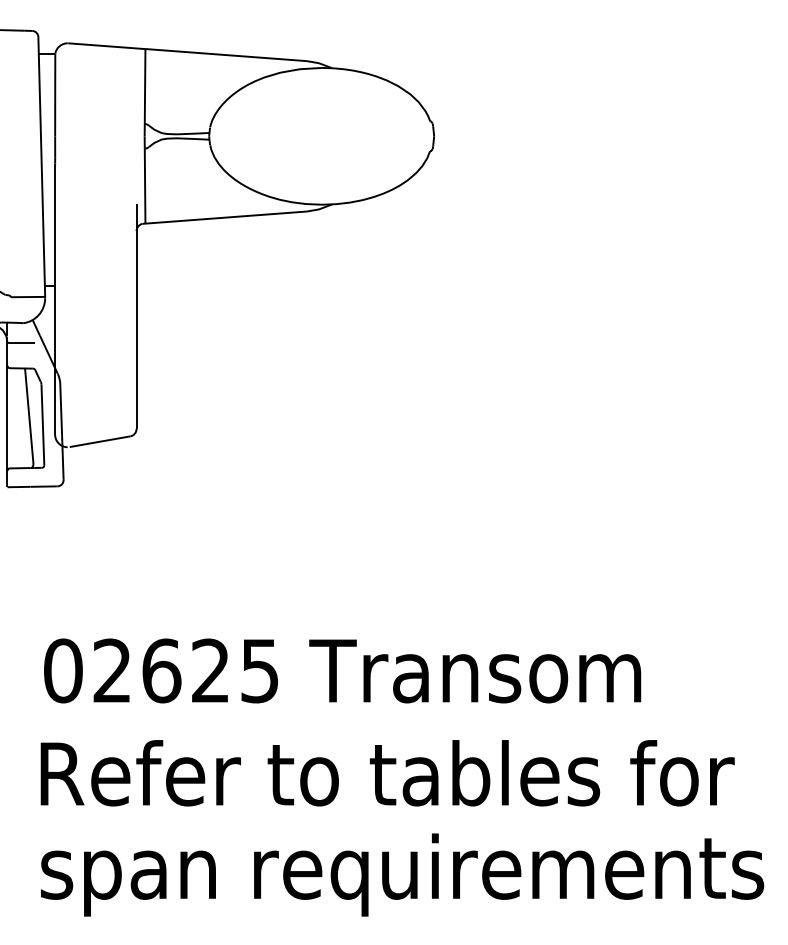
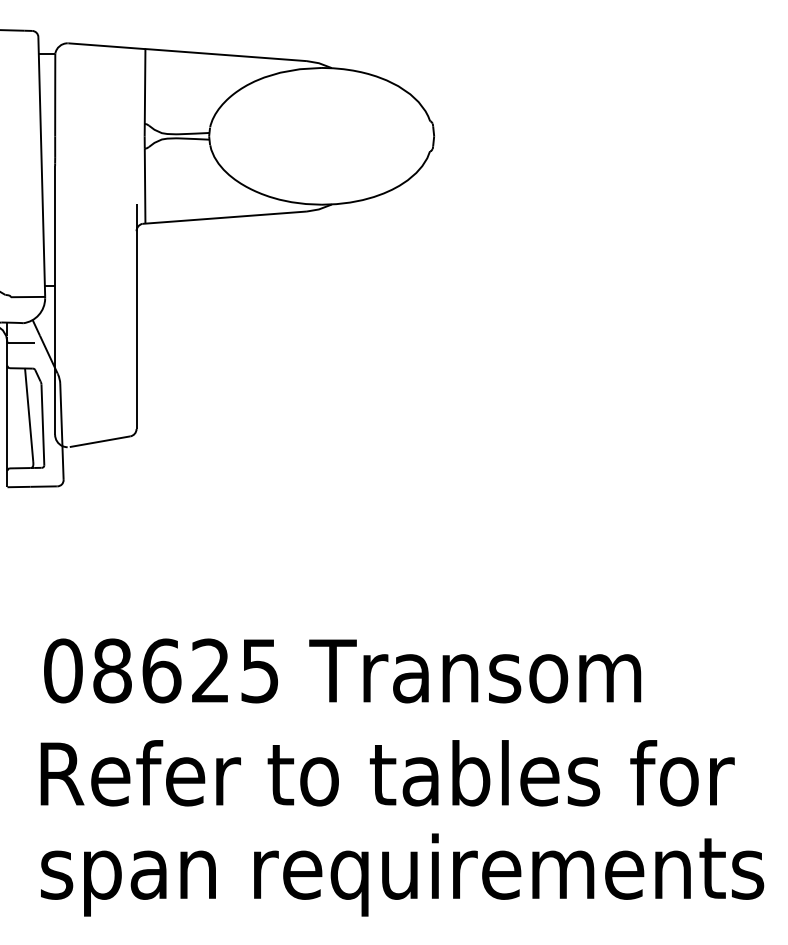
text: 02625 -> 08625 (112, 670)
